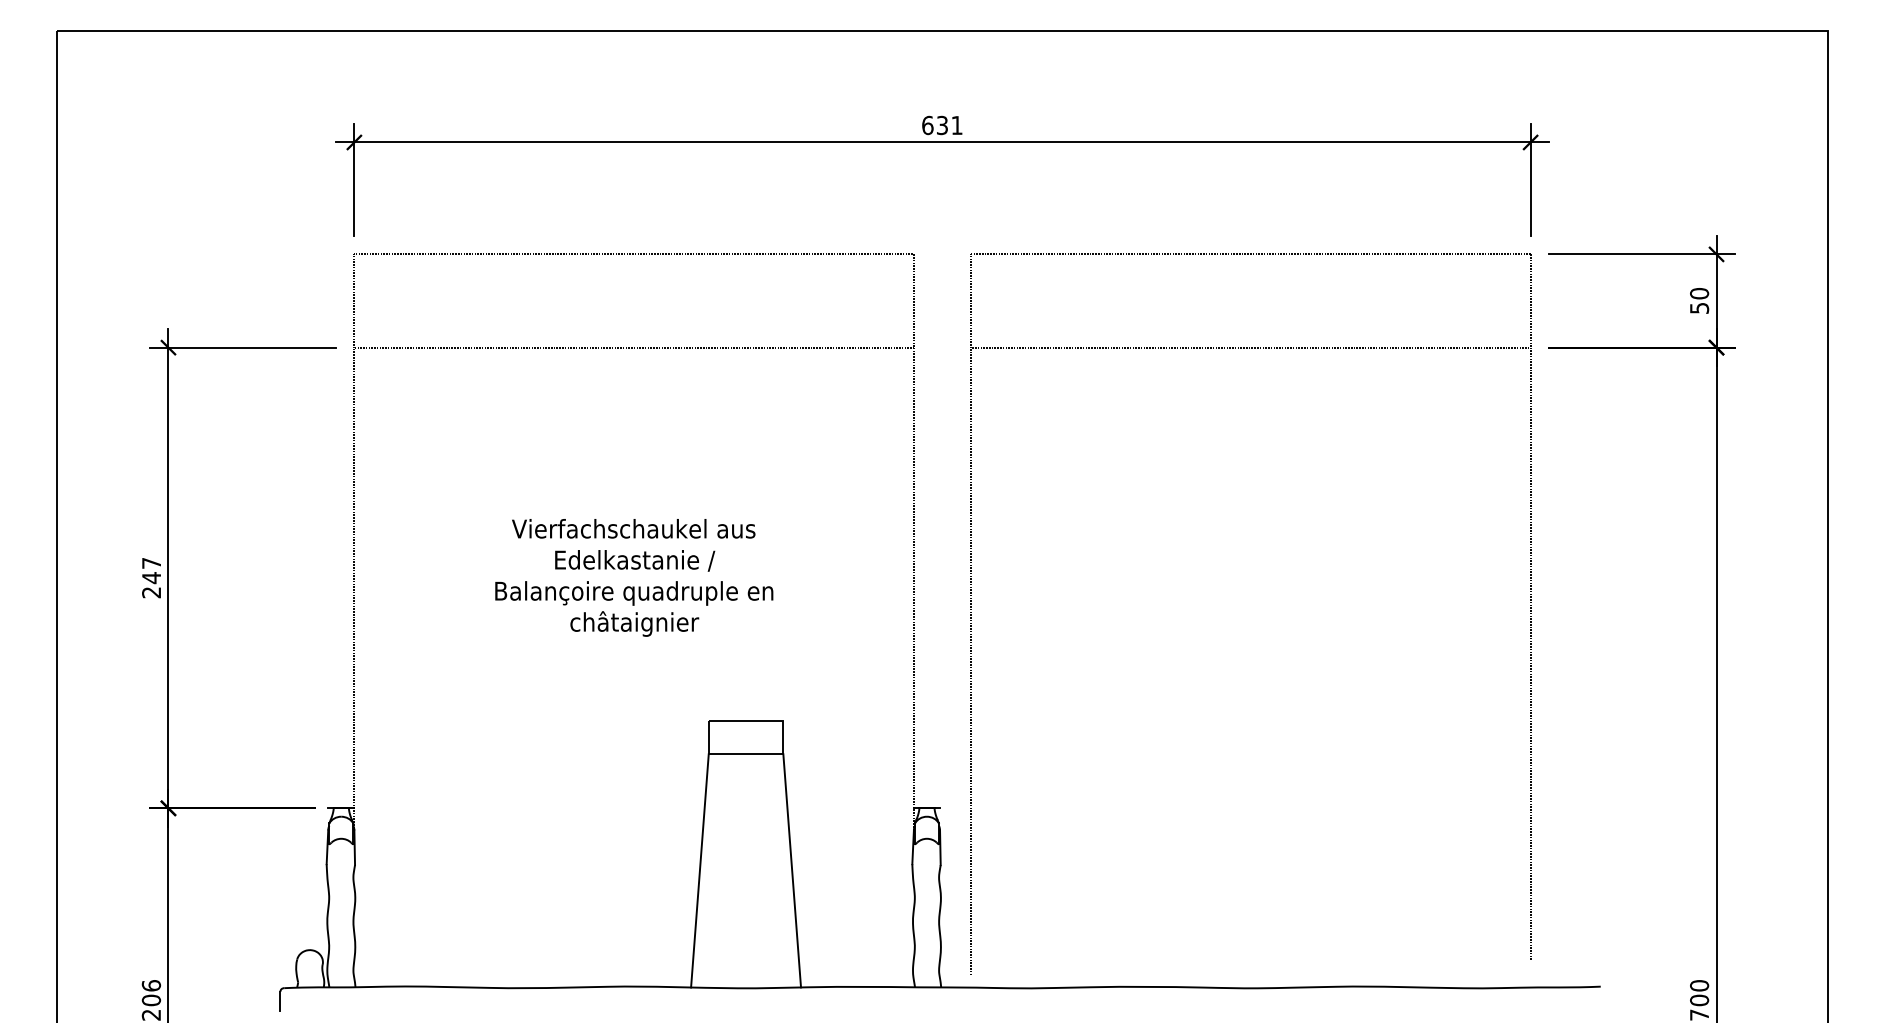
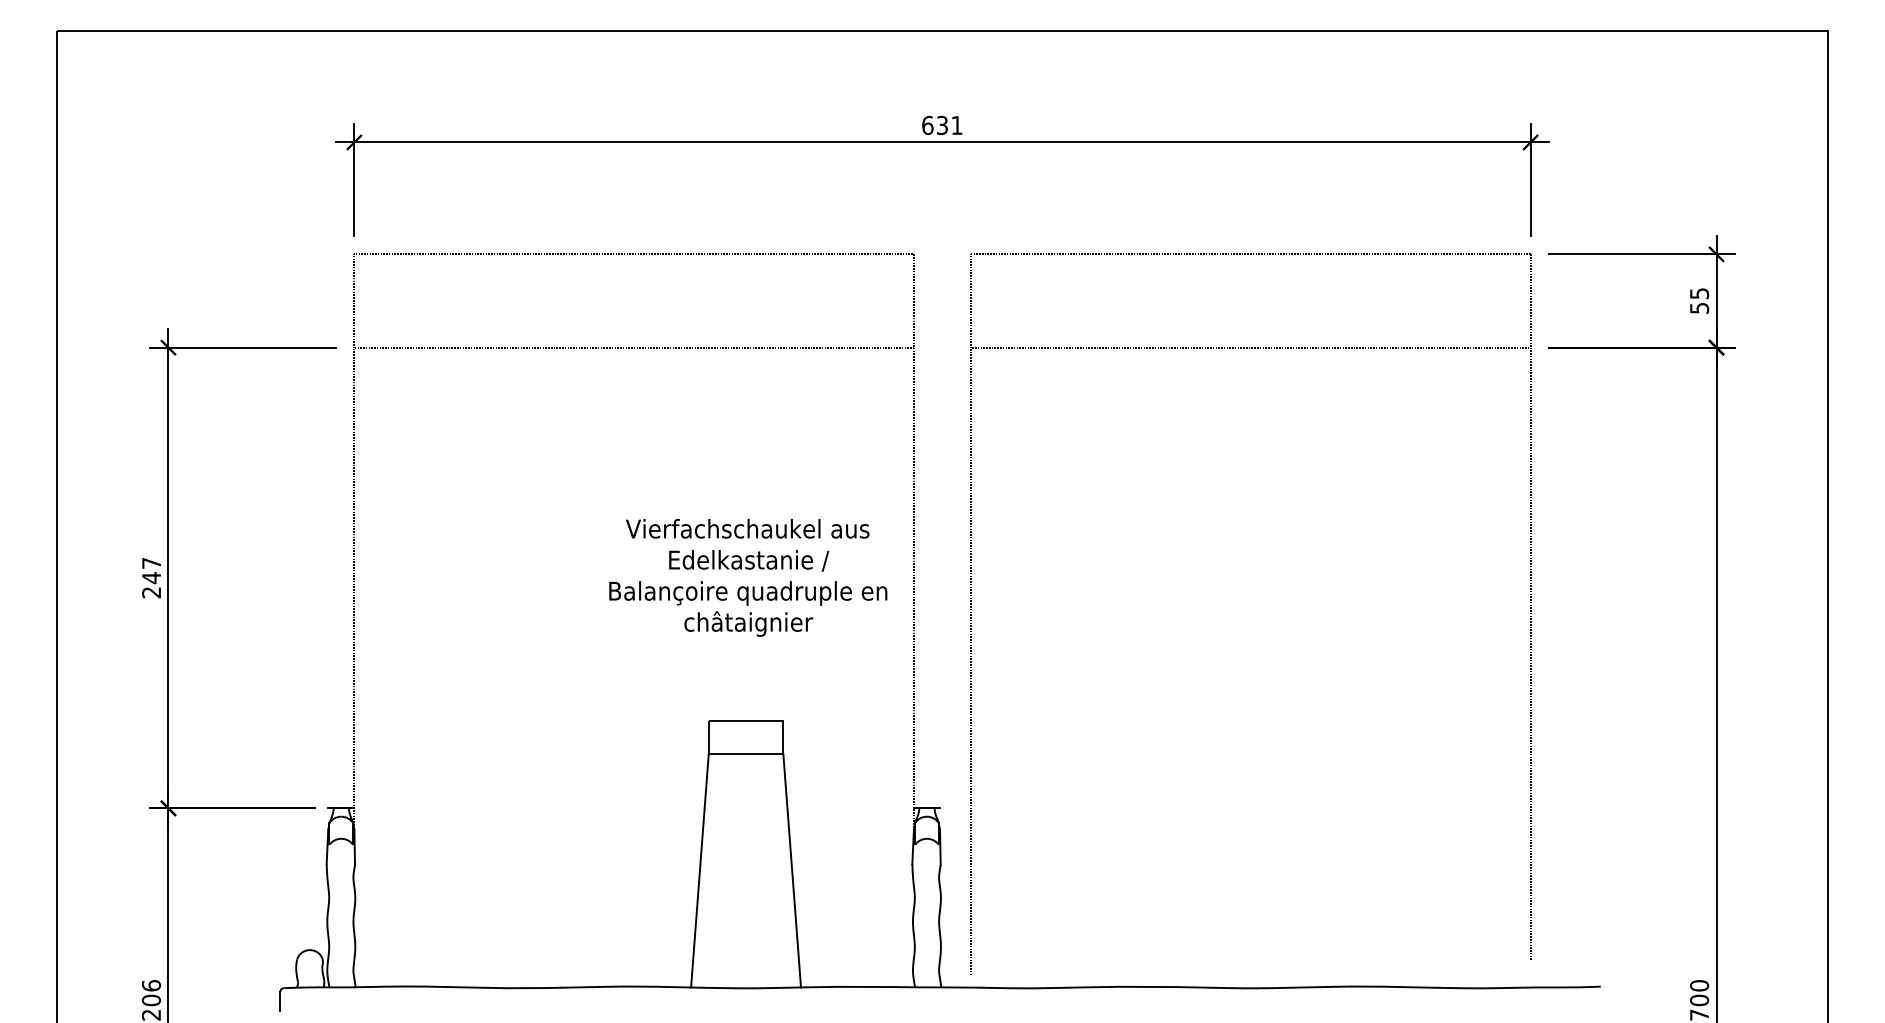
text: 50 -> 55 (1699, 293)
text position: (634, 577) -> (748, 577) (748, 577)
